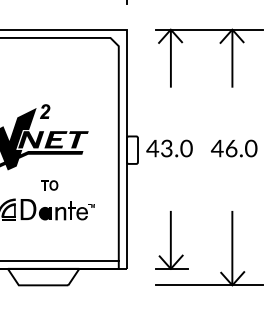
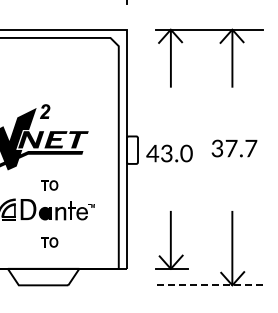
text position: (169, 148) -> (169, 153) (169, 153)
text: 46.0 -> 37.7 (233, 148)
part: none -> present (49, 242)
line: present -> none (60, 260)
line: solid -> dashed (209, 285)
